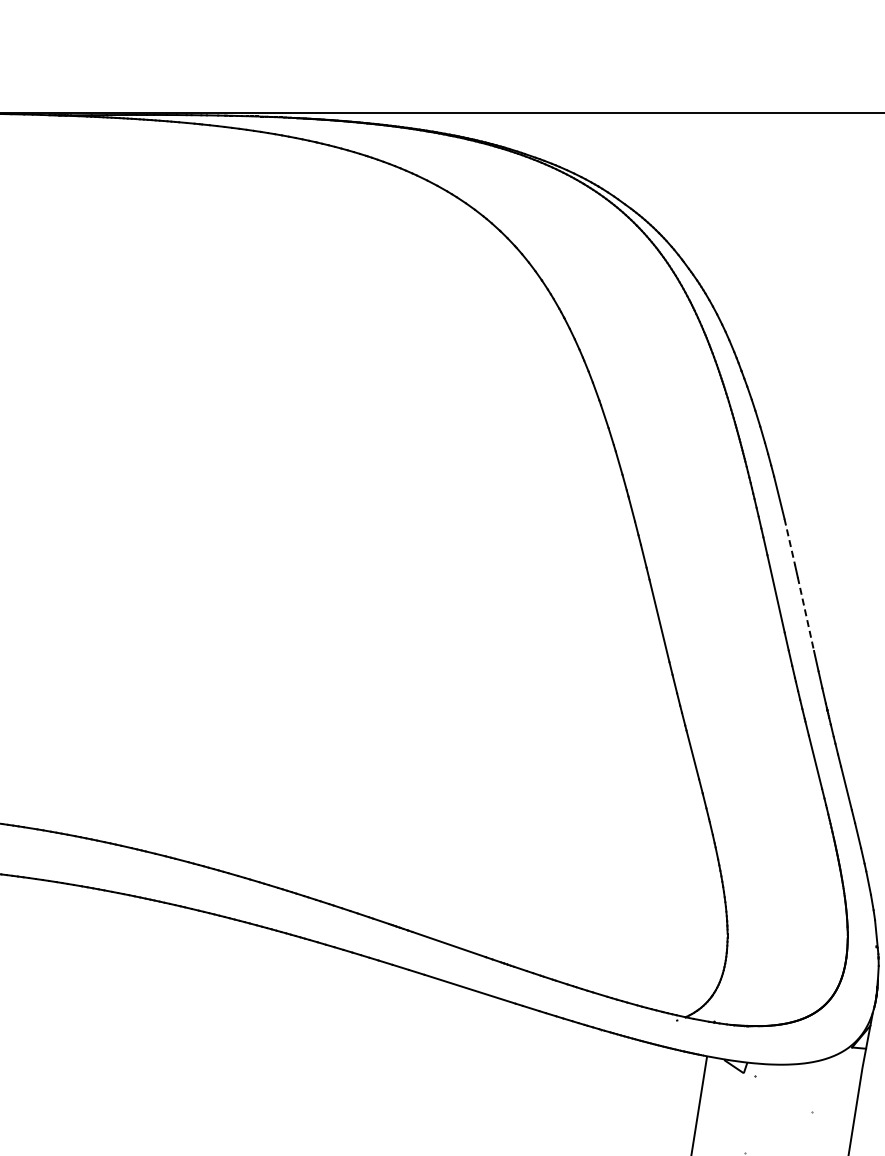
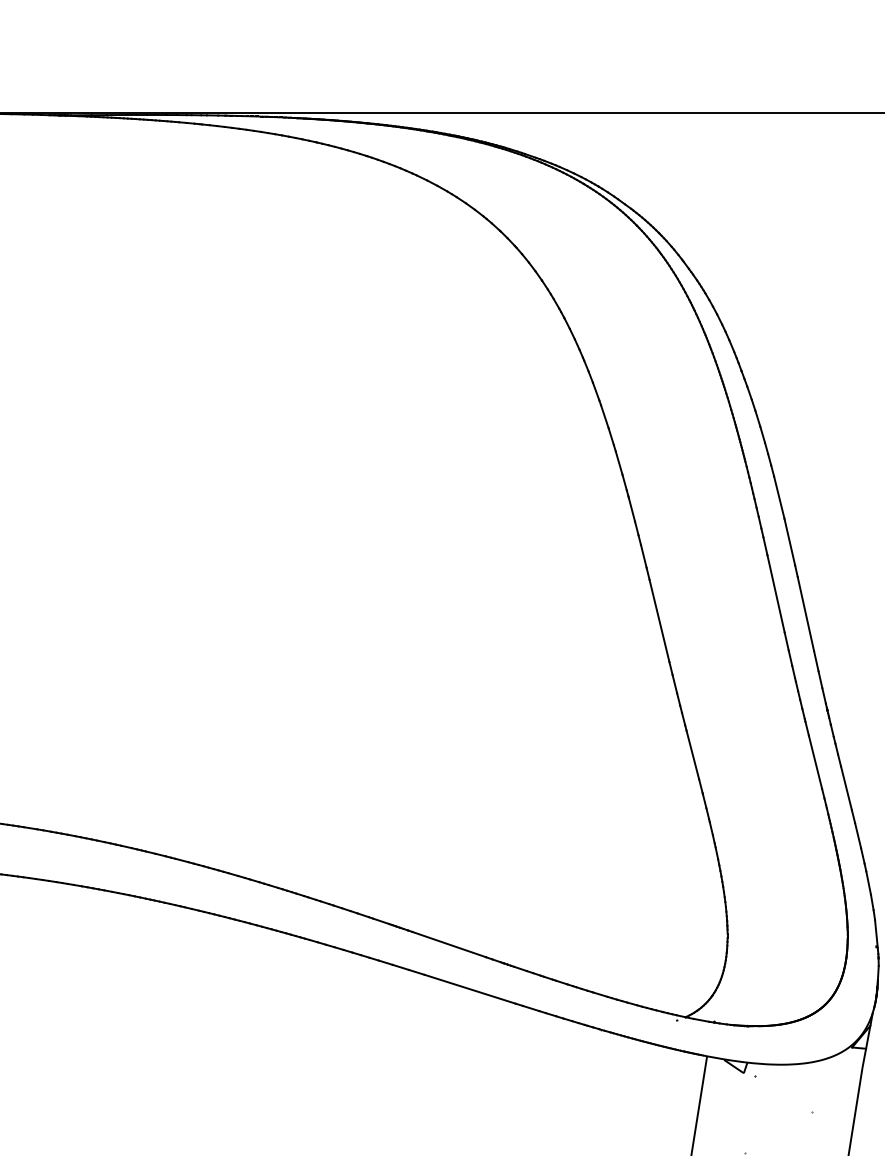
line: dashed -> solid (789, 542)
line: dashed -> solid (805, 614)
